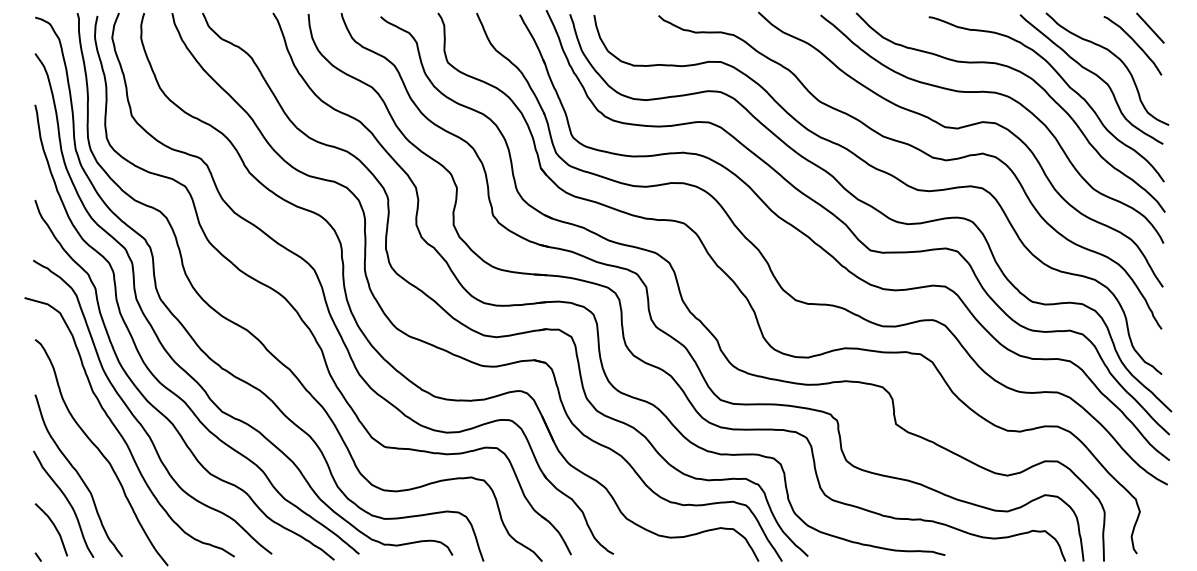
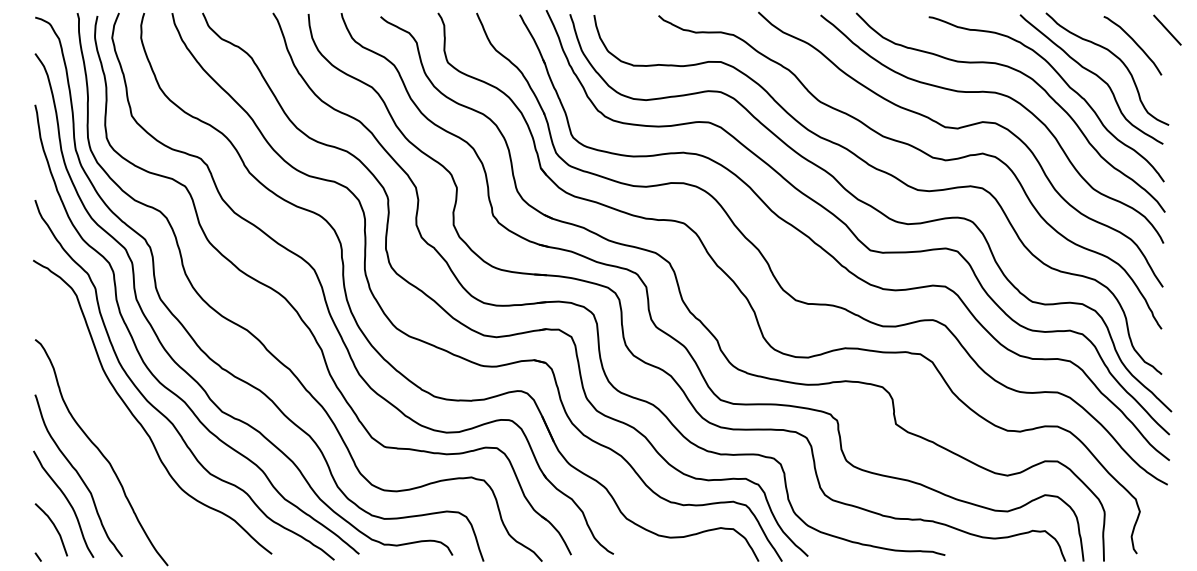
line position: (1150, 27) -> (1167, 29) (1167, 29)
curve: present -> none (120, 432)
